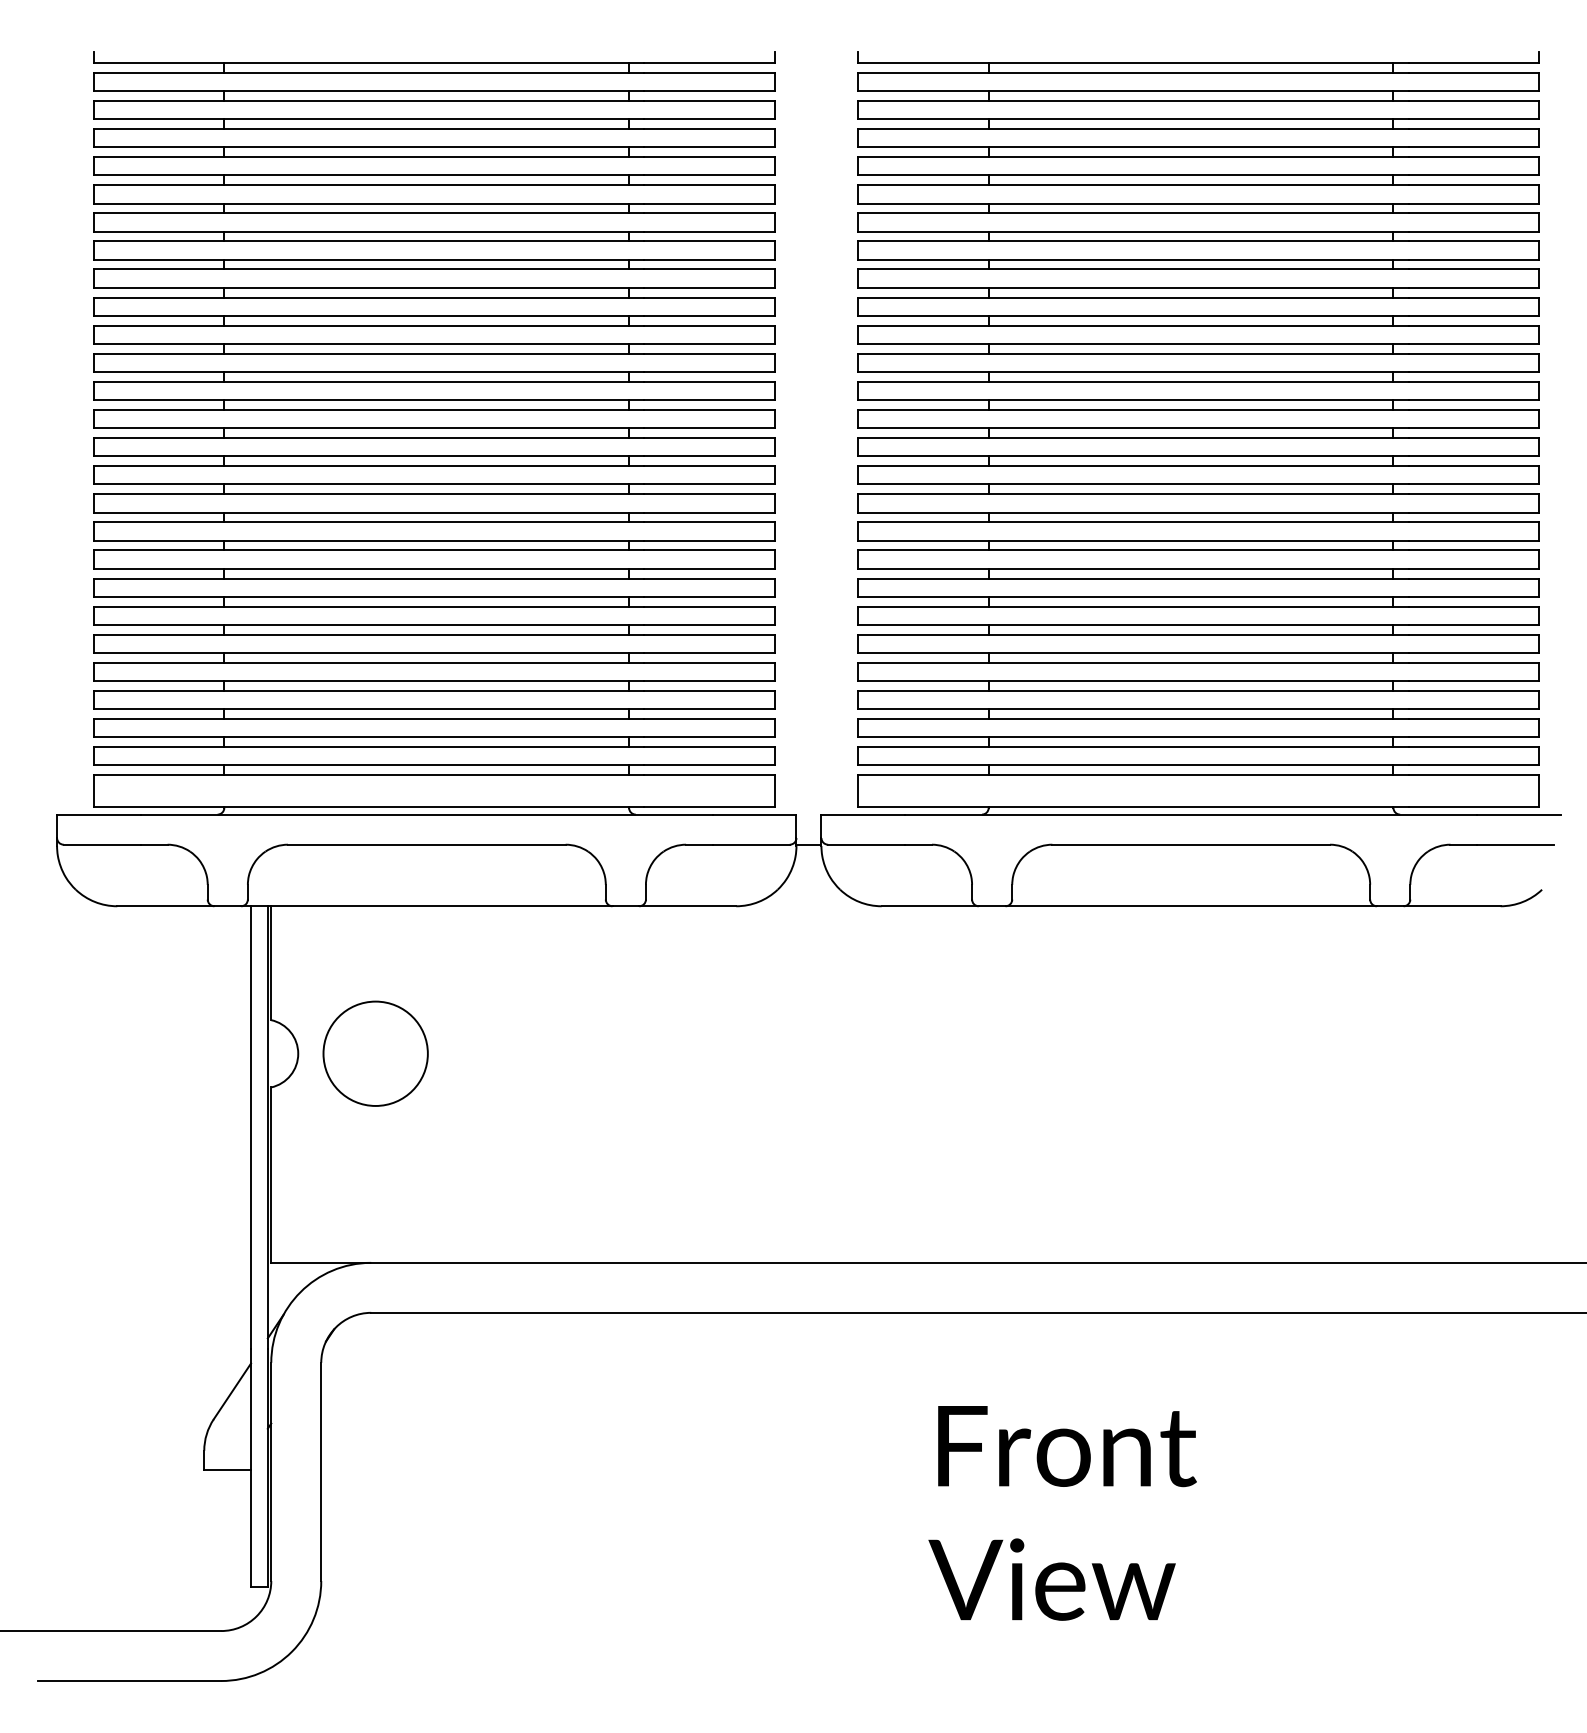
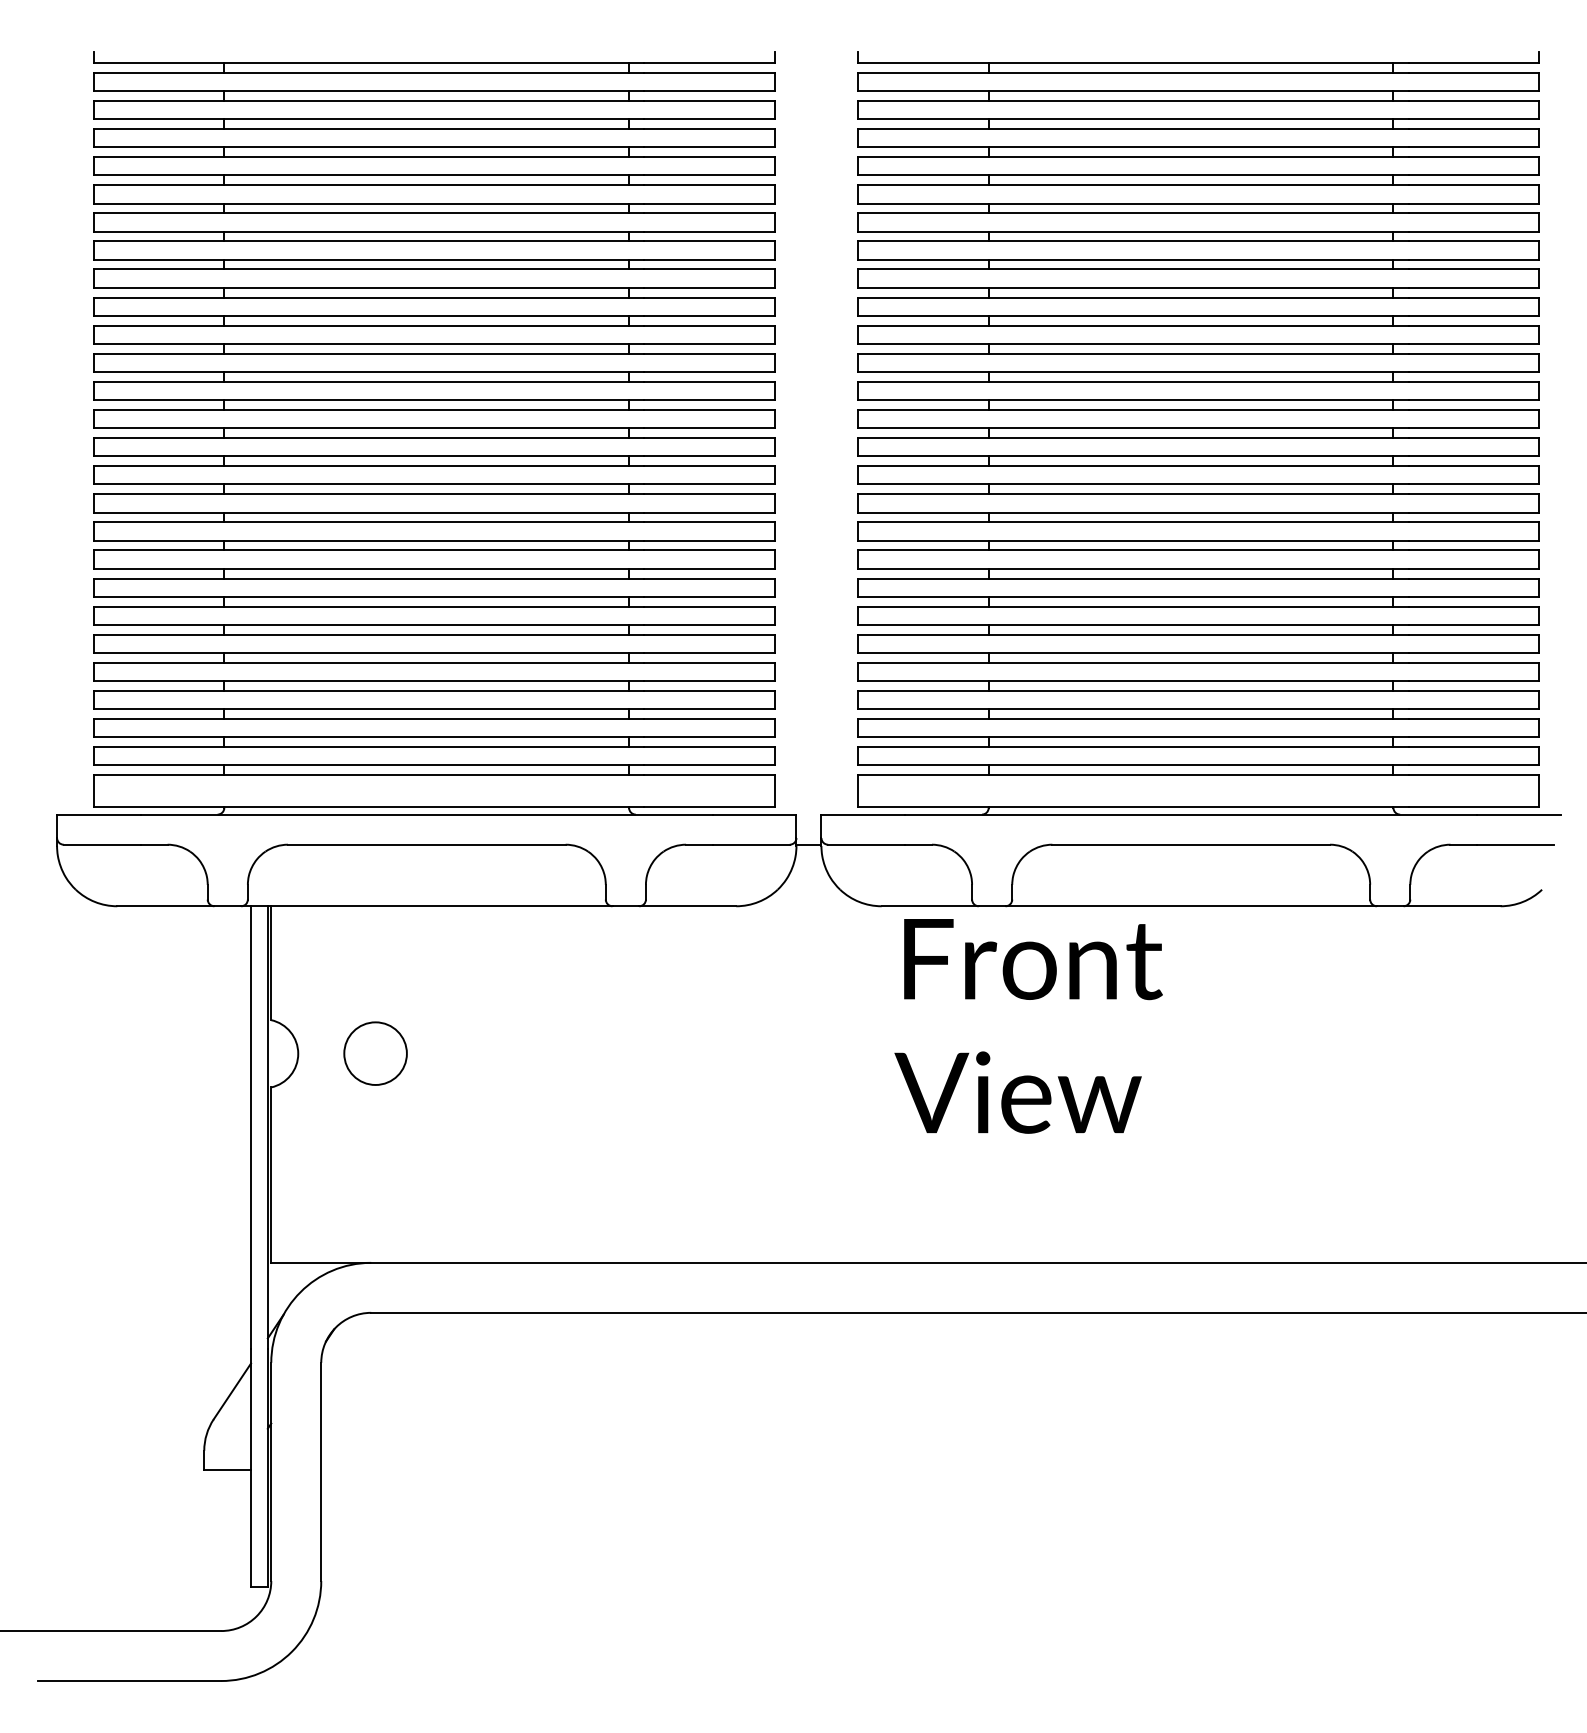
circle size: 107x107 px -> 65x65 px (375, 1053)
text position: (1062, 1513) -> (1028, 1026) (1028, 1026)
